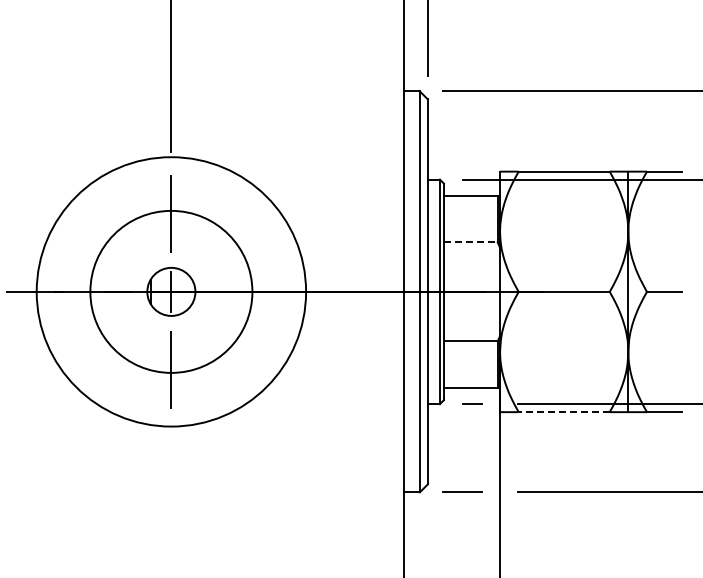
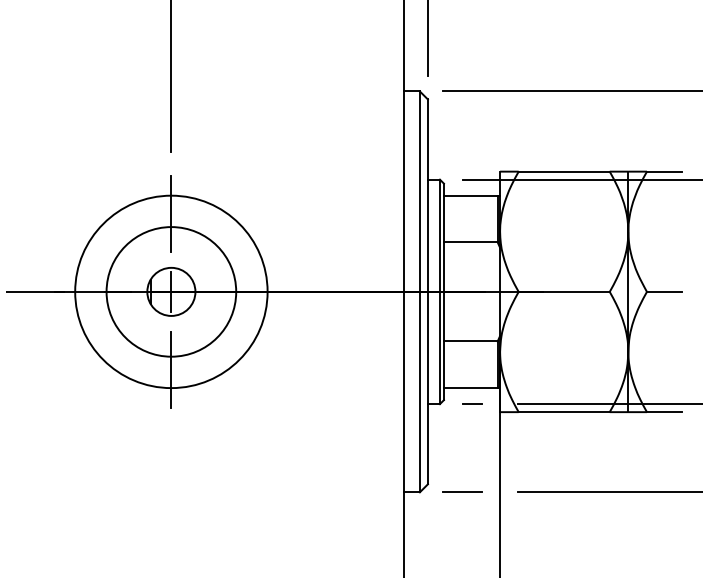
line: dashed -> solid (470, 242)
circle diameter: 162 px -> 130 px (171, 291)
circle diameter: 269 px -> 192 px (171, 291)
line: dashed -> solid (564, 412)
